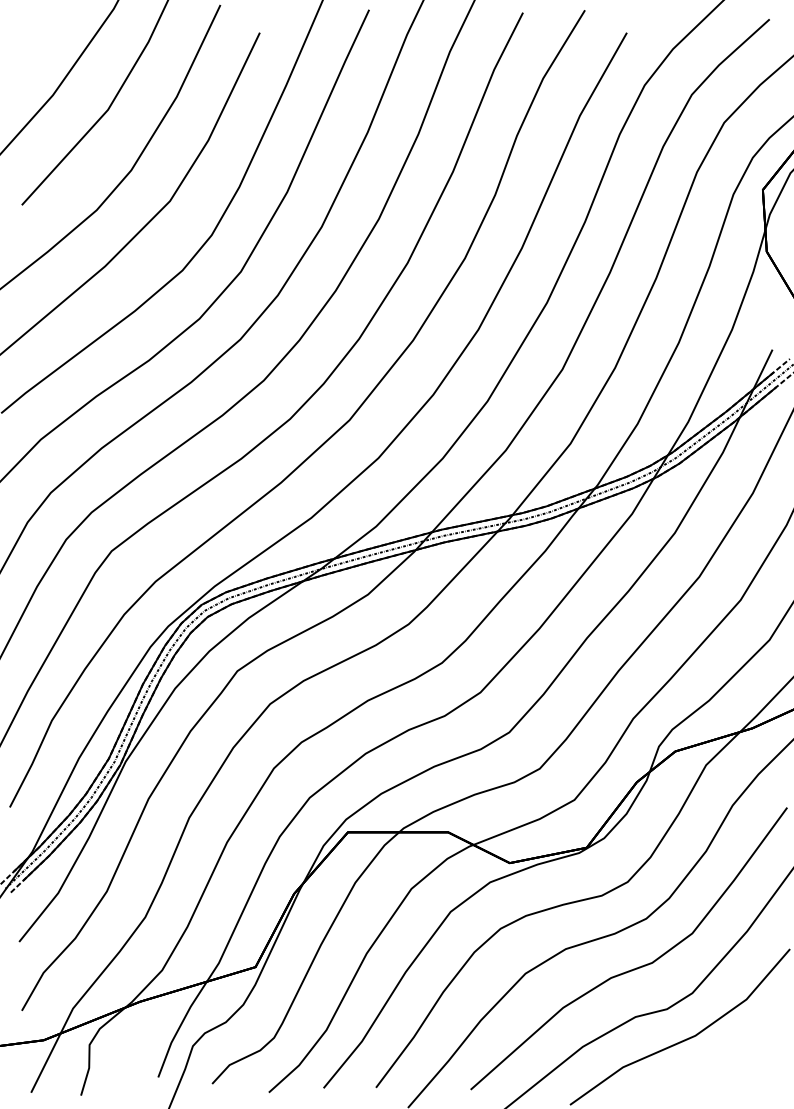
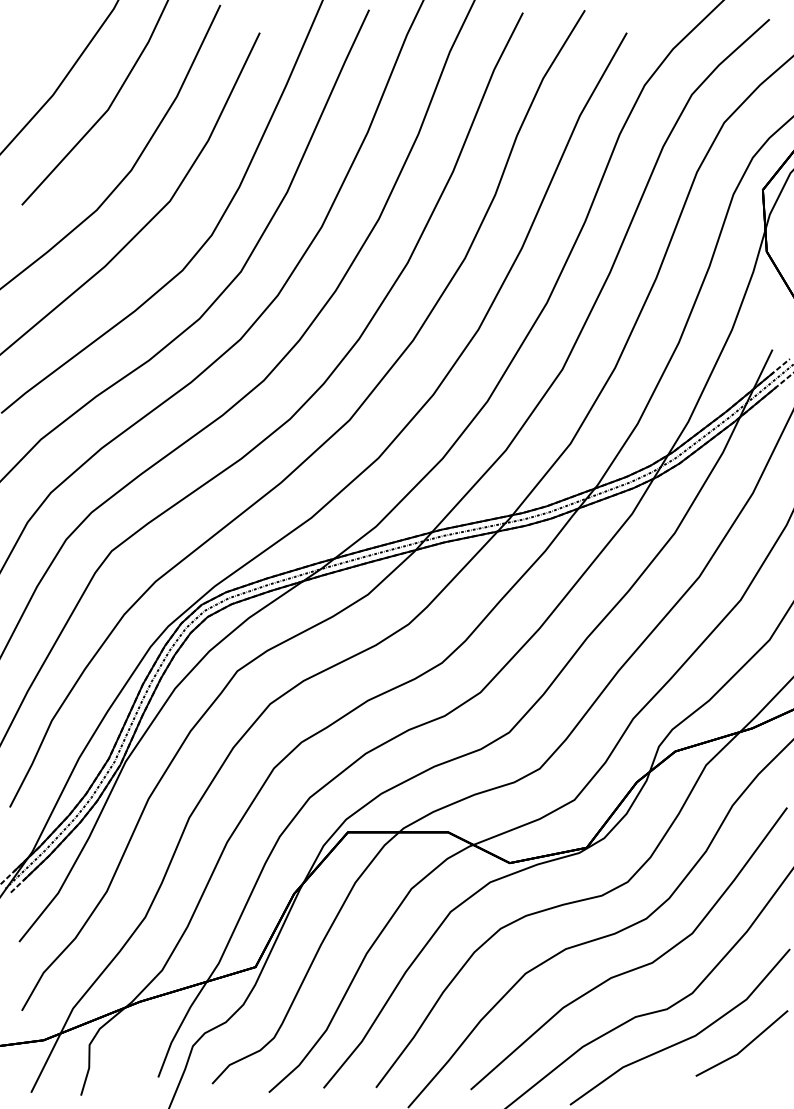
part: none -> present (741, 1043)
